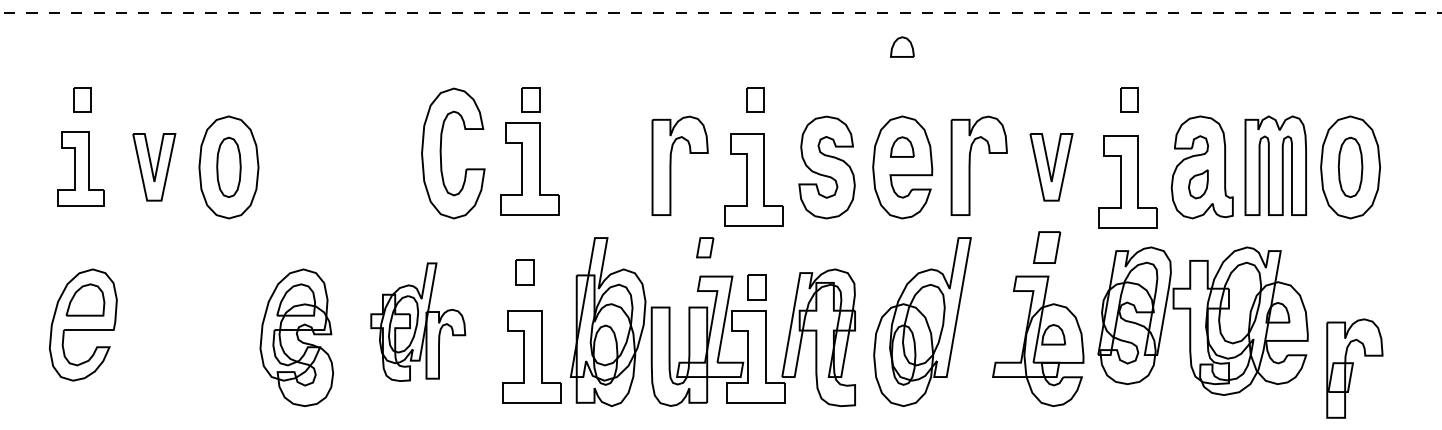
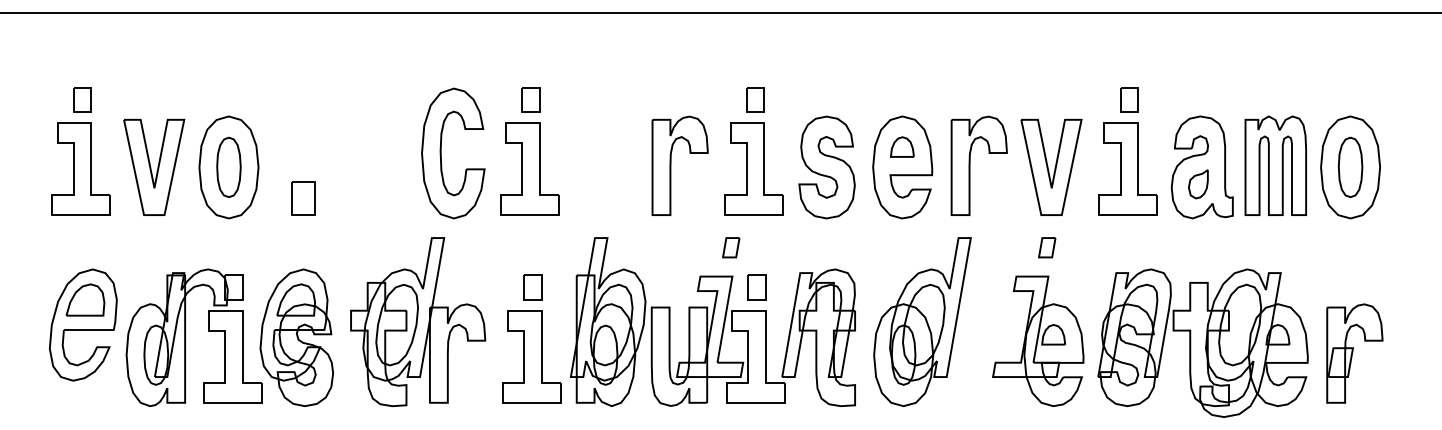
line: dashed -> solid (720, 12)
part: present -> none (902, 46)
part size: 45x69 px -> 63x98 px (154, 166)
part size: 45x69 px -> 63x98 px (1051, 166)
part size: 48x76 px -> 60x94 px (80, 168)
part position: (753, 179) -> (753, 168) (753, 168)
part position: (1127, 181) -> (1127, 168) (1127, 168)
part: none -> present (303, 198)
part position: (705, 247) -> (731, 247) (731, 247)
part size: 29x33 px -> 19x22 px (1047, 247)
part position: (524, 272) -> (532, 287) (532, 287)
part position: (1202, 320) -> (1202, 342) (1202, 342)
part size: 97x120 px -> 137x171 px (418, 322)
part: none -> present (185, 337)
part position: (1354, 368) -> (1354, 353) (1354, 353)
